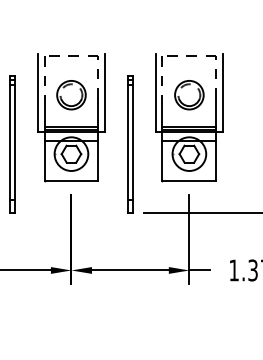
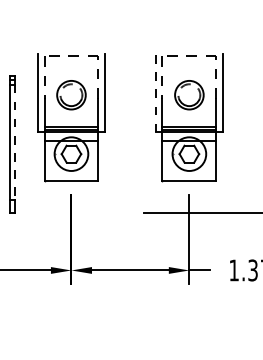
line: solid -> dashed (155, 92)
line: solid -> dashed (15, 142)
part: present -> none (130, 144)
